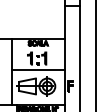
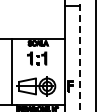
line: solid -> dashed (80, 55)
line: present -> none (37, 70)
